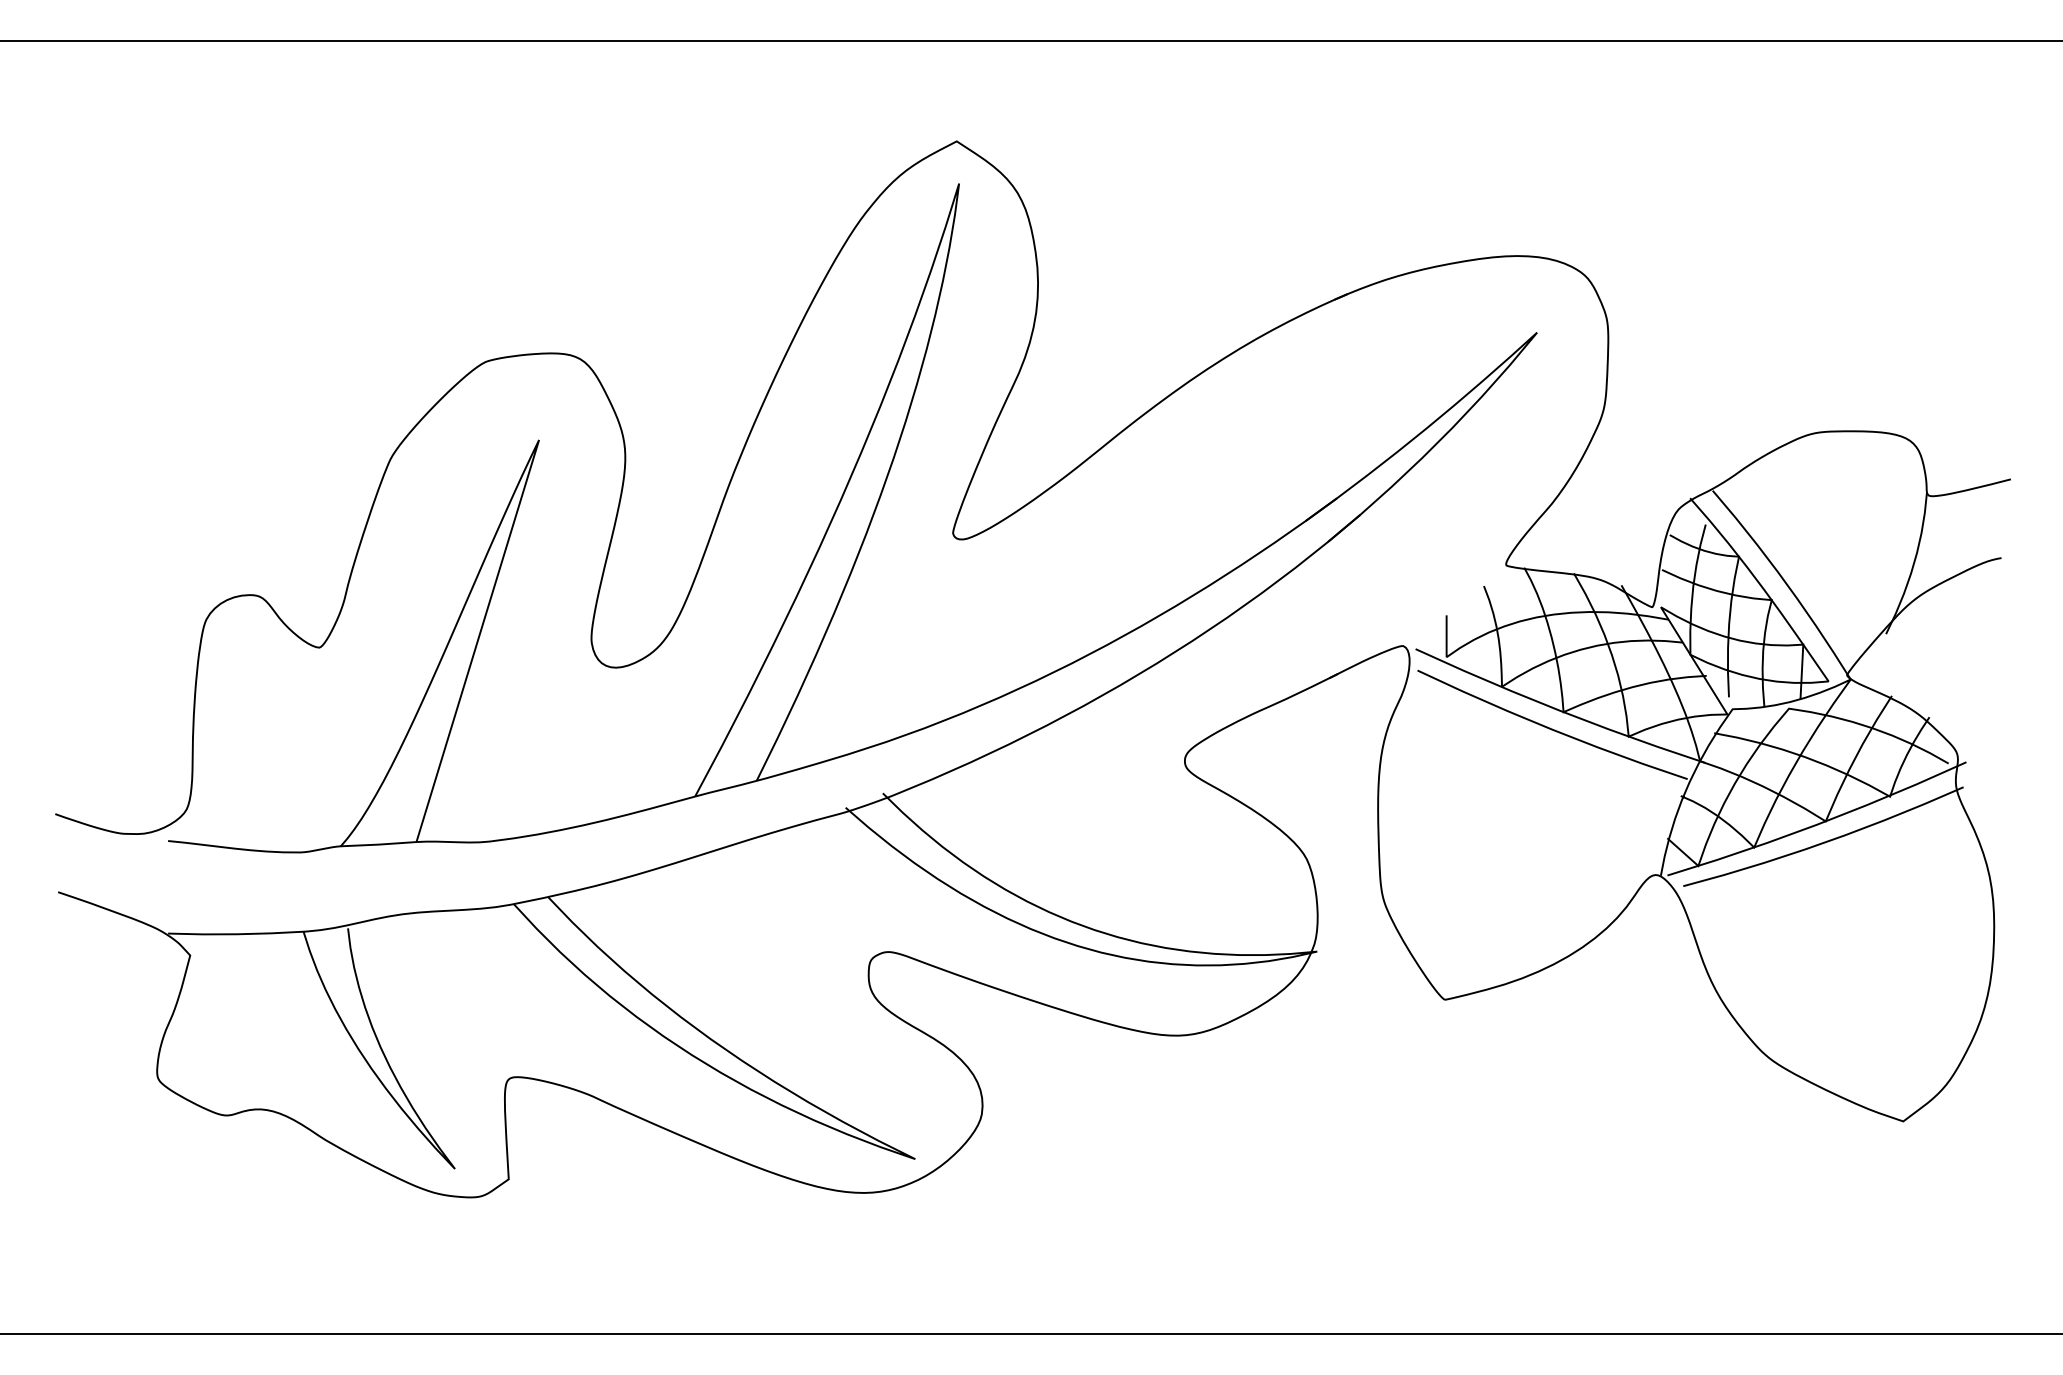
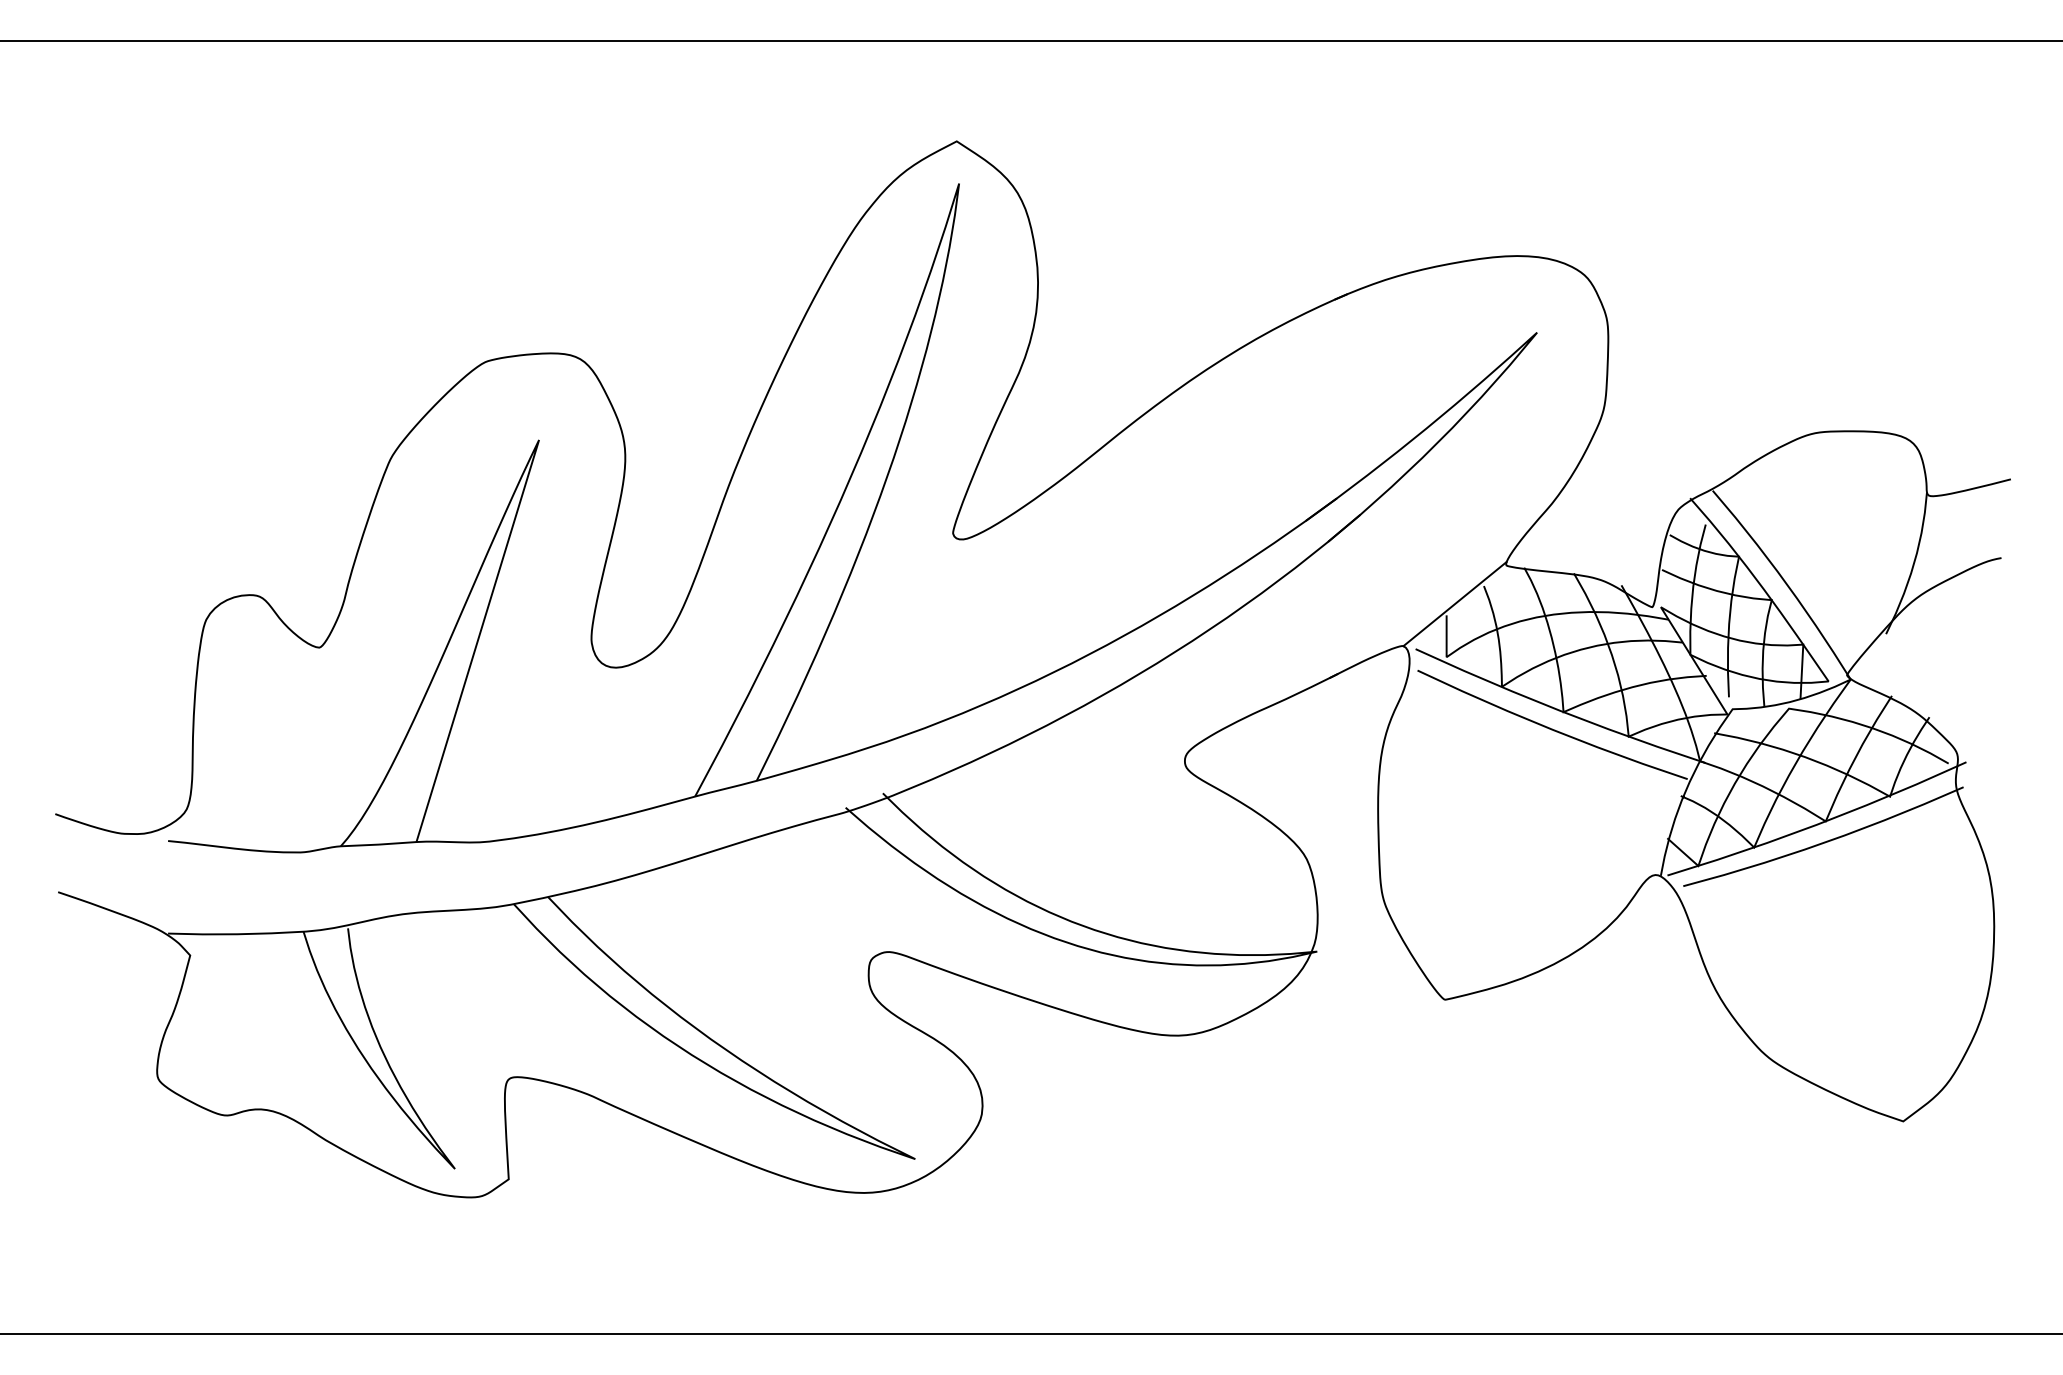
line: none -> present (1454, 604)
